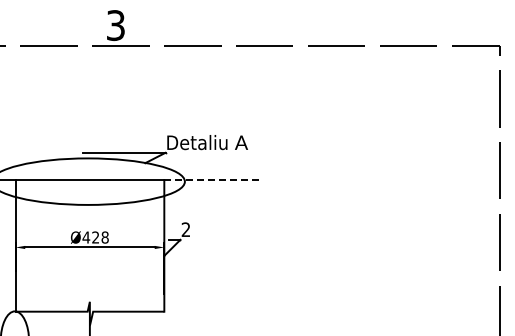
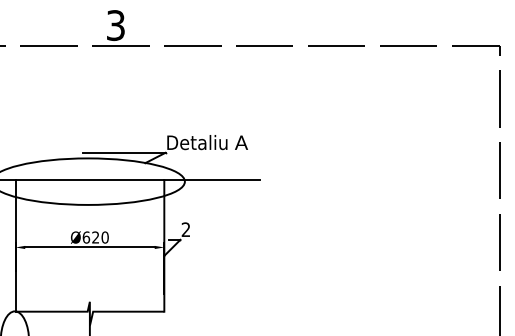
line: dashed -> solid (212, 180)
text: Ø428 -> Ø620 (95, 237)
